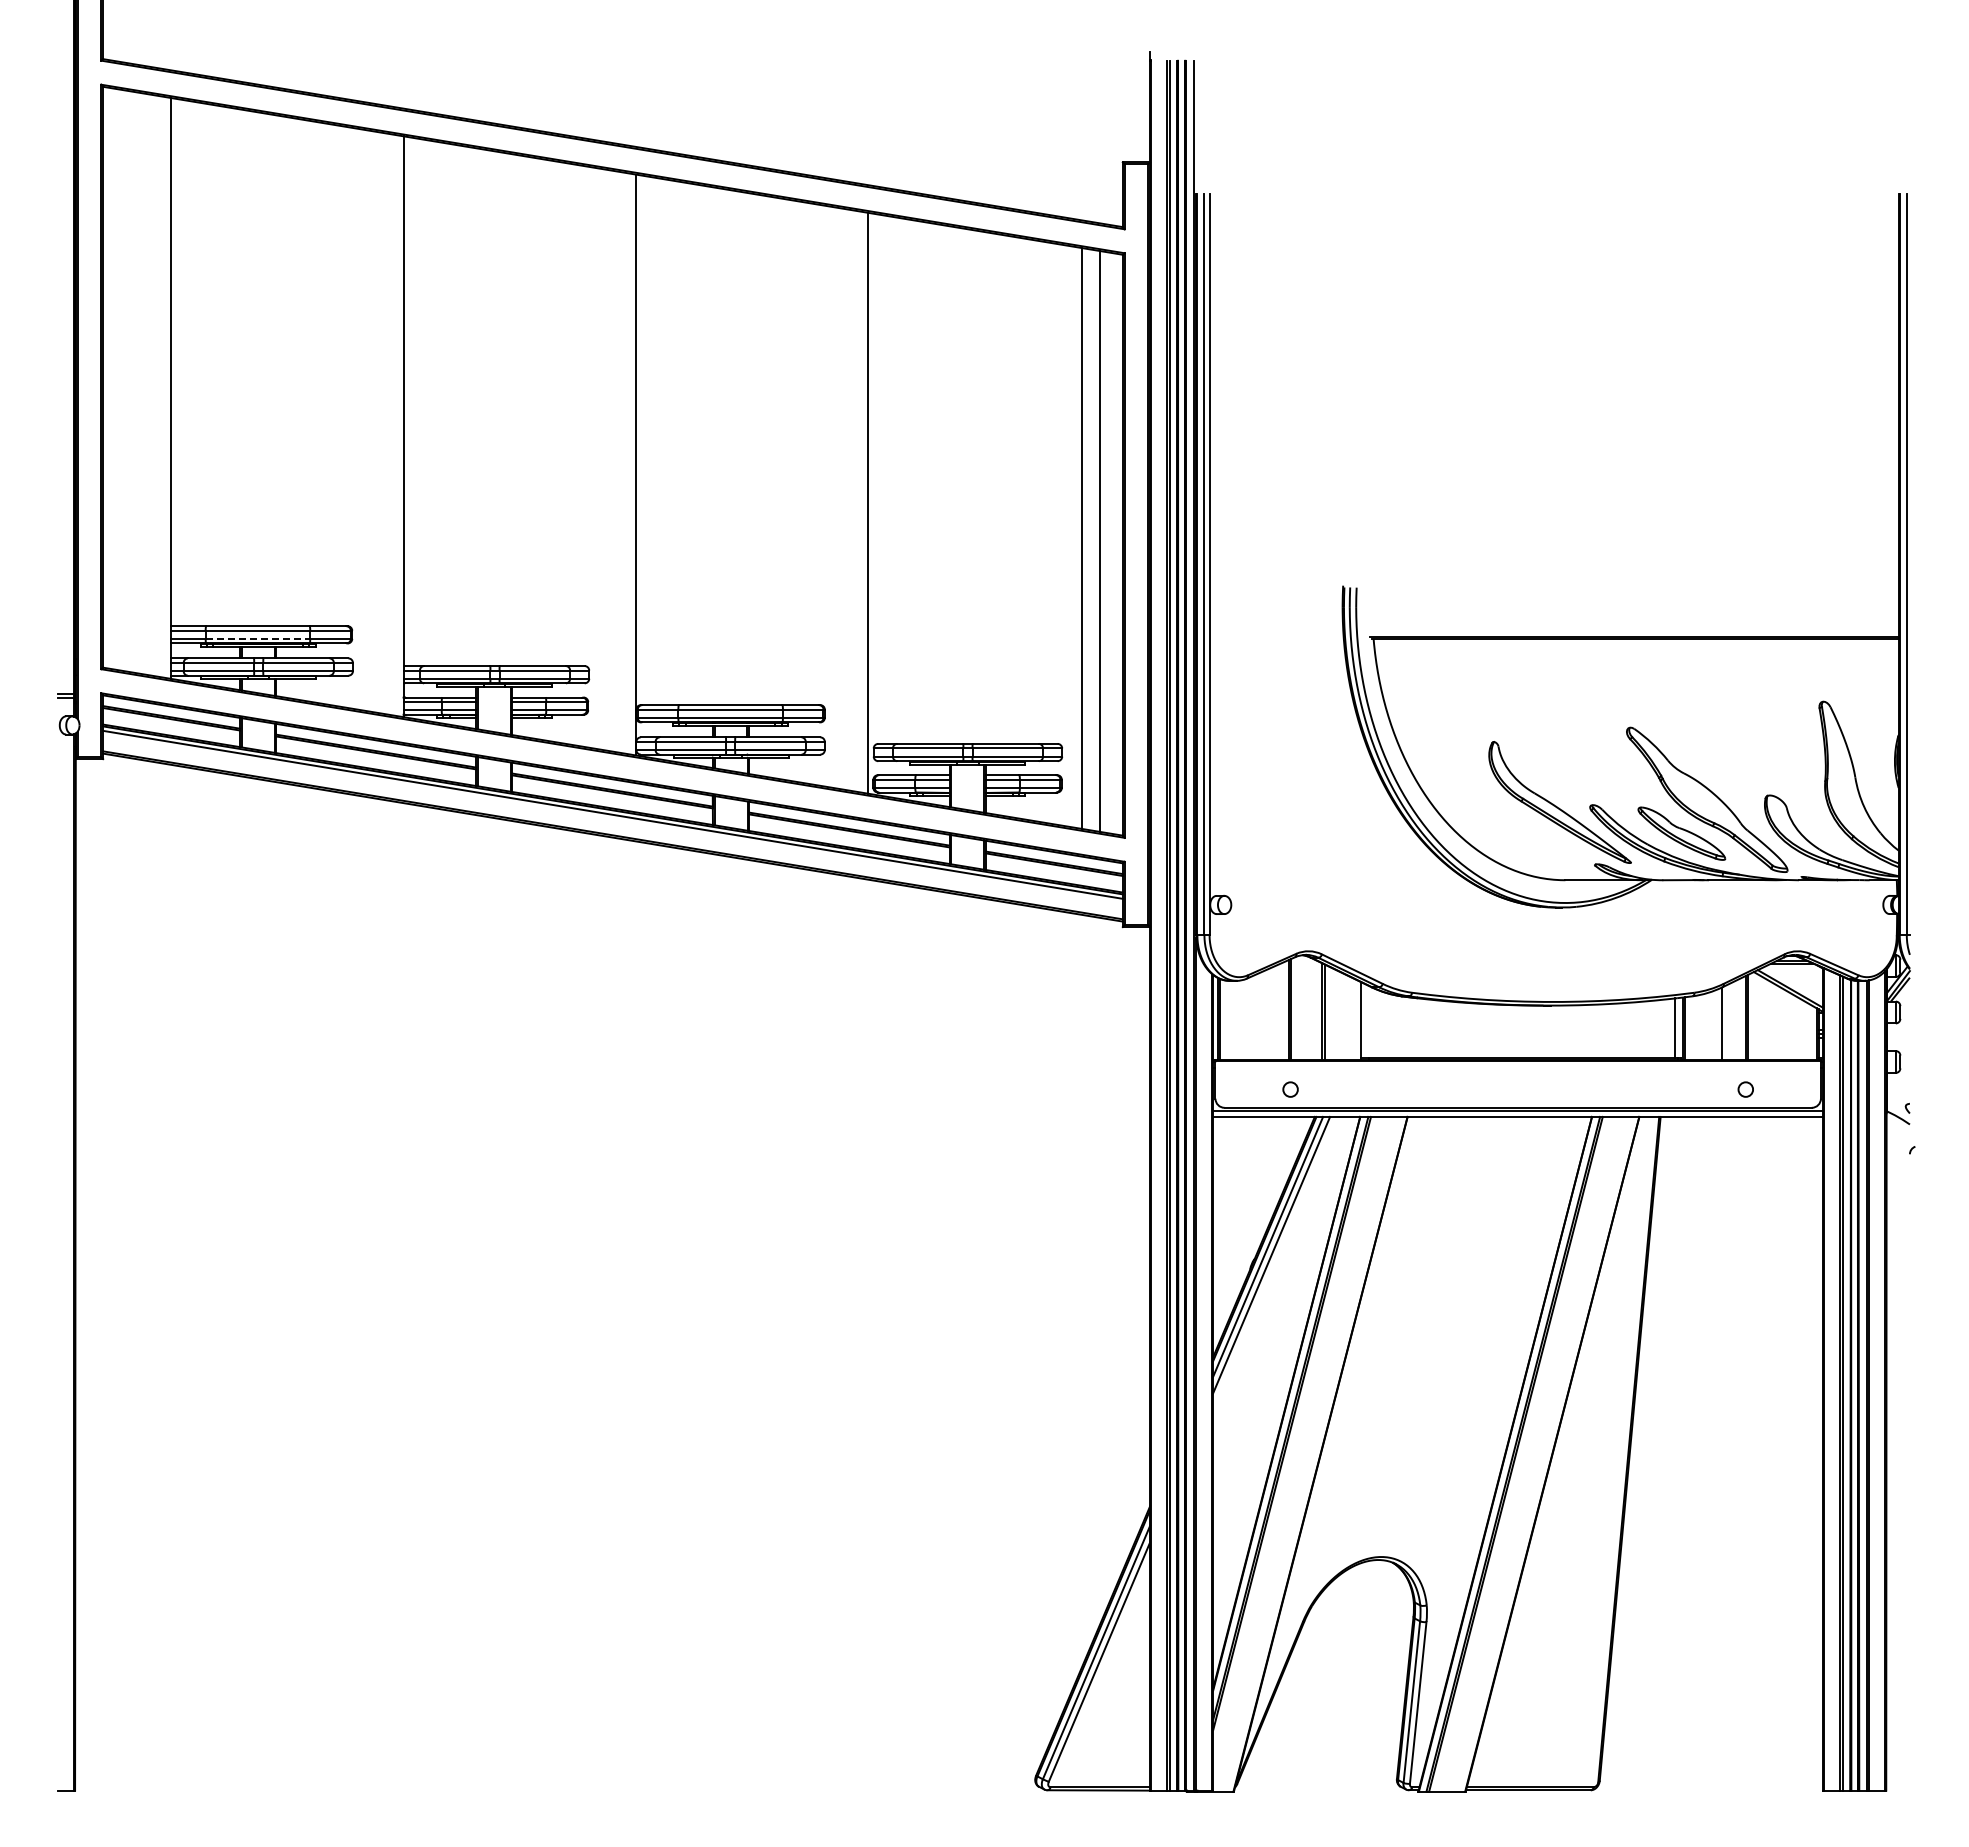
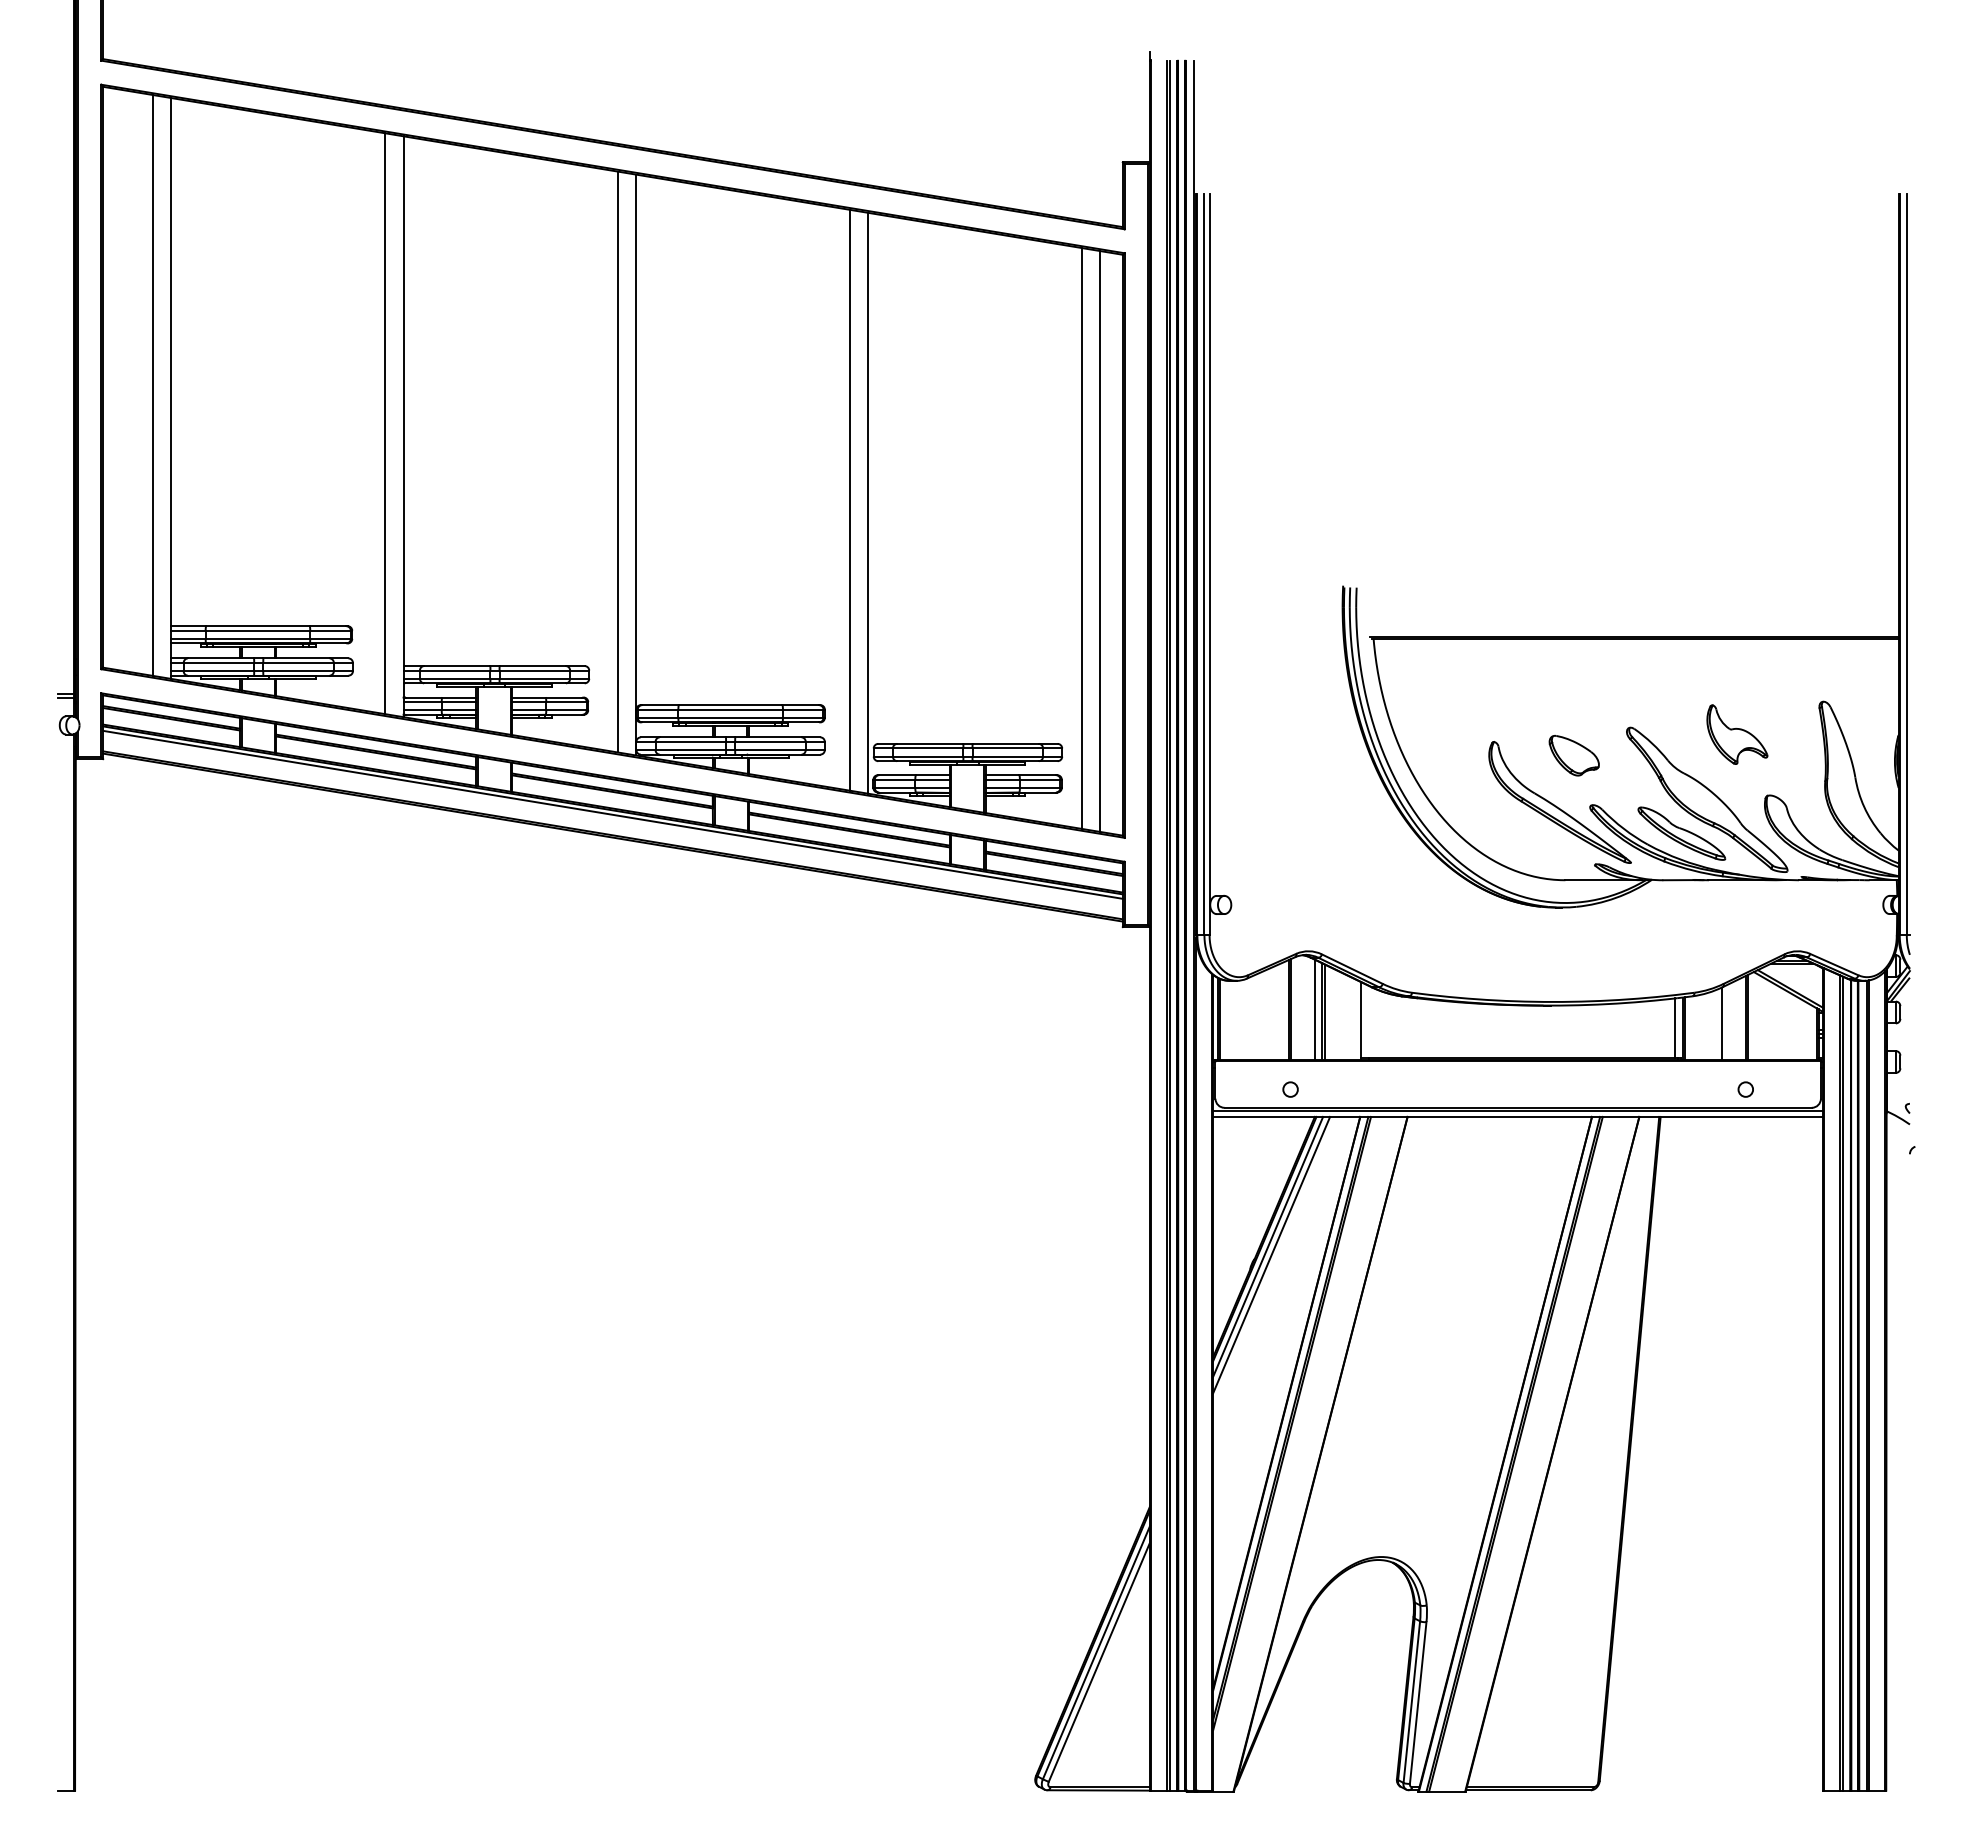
line: none -> present (153, 385)
line: none -> present (385, 423)
line: none -> present (617, 461)
line: none -> present (849, 499)
line: dashed -> solid (258, 638)
part: none -> present (1737, 734)
part: none -> present (1573, 755)
line: none -> present (1314, 1009)
